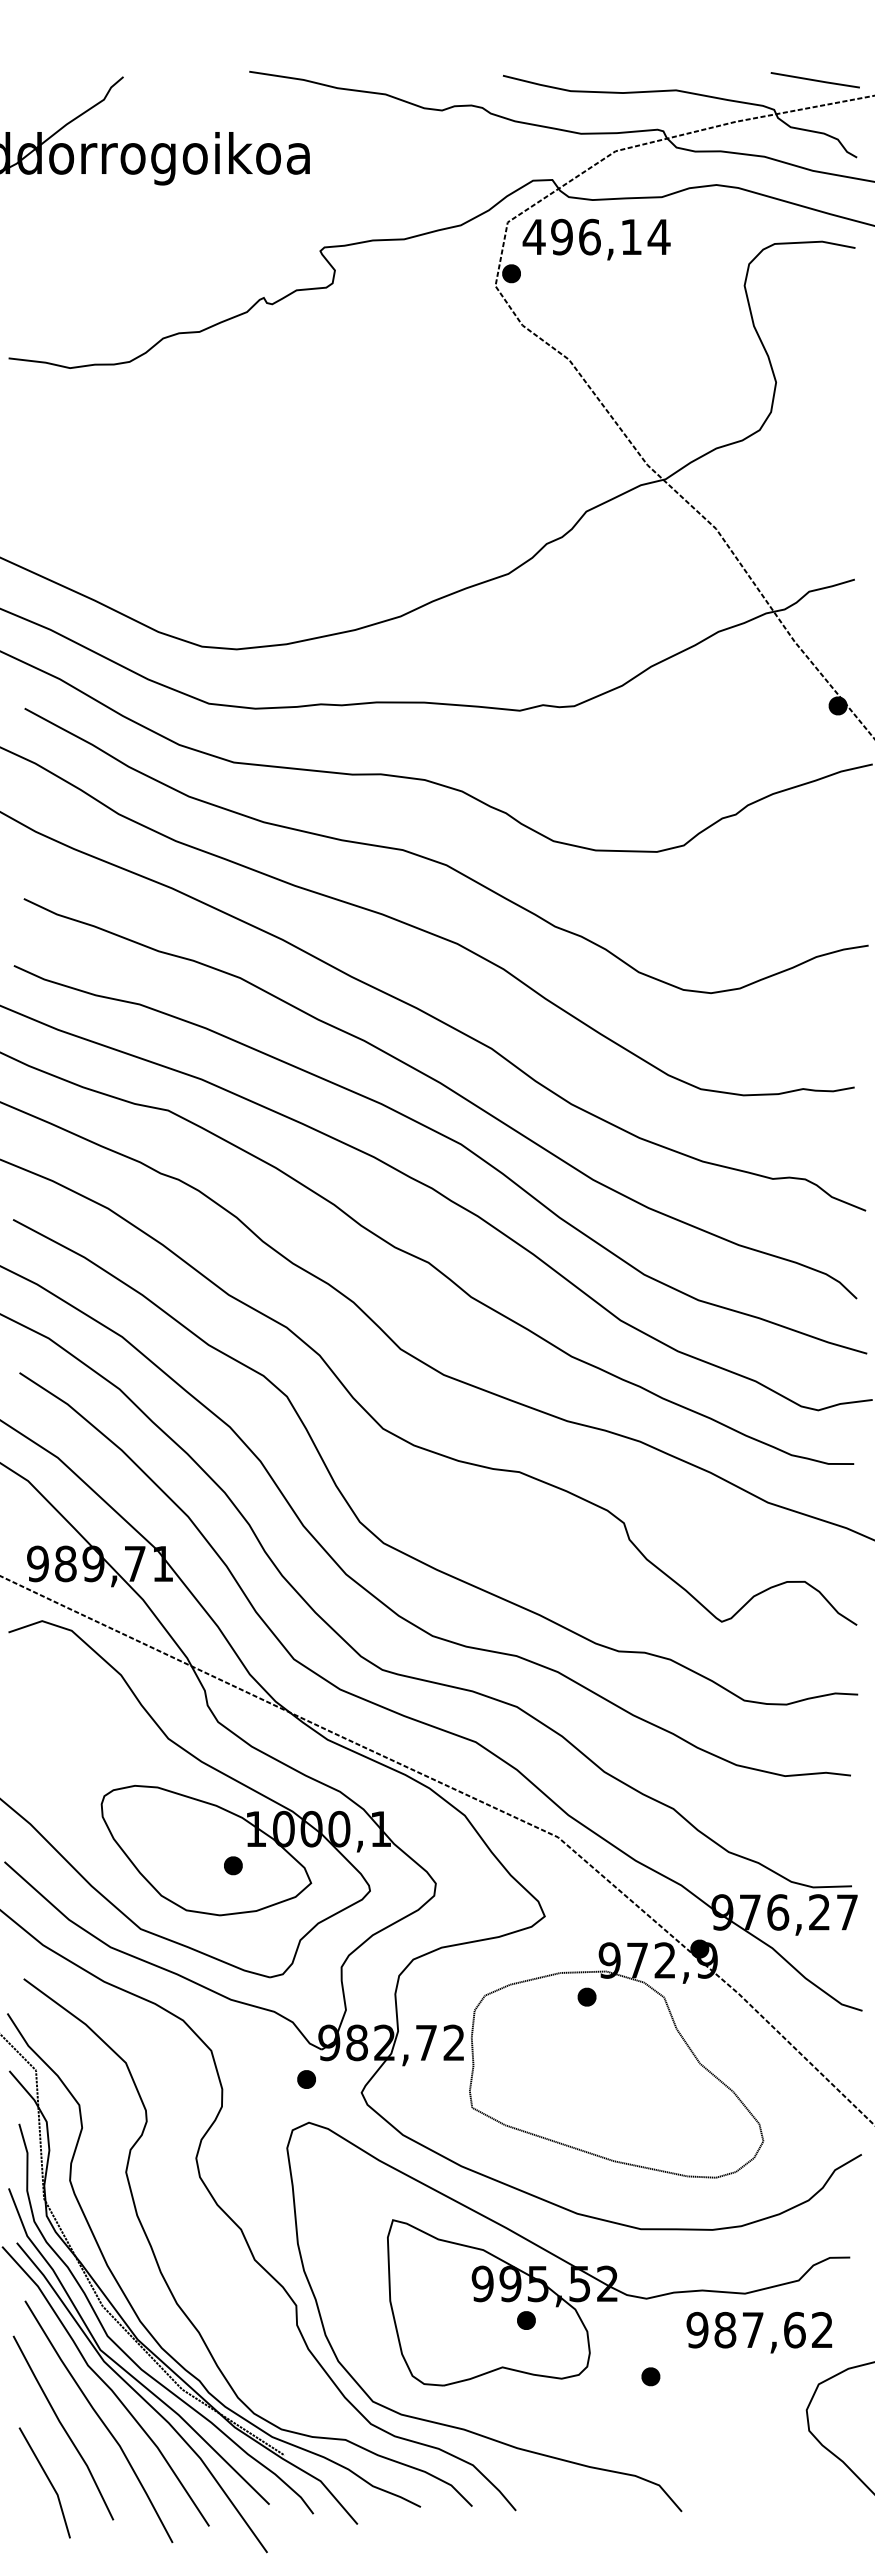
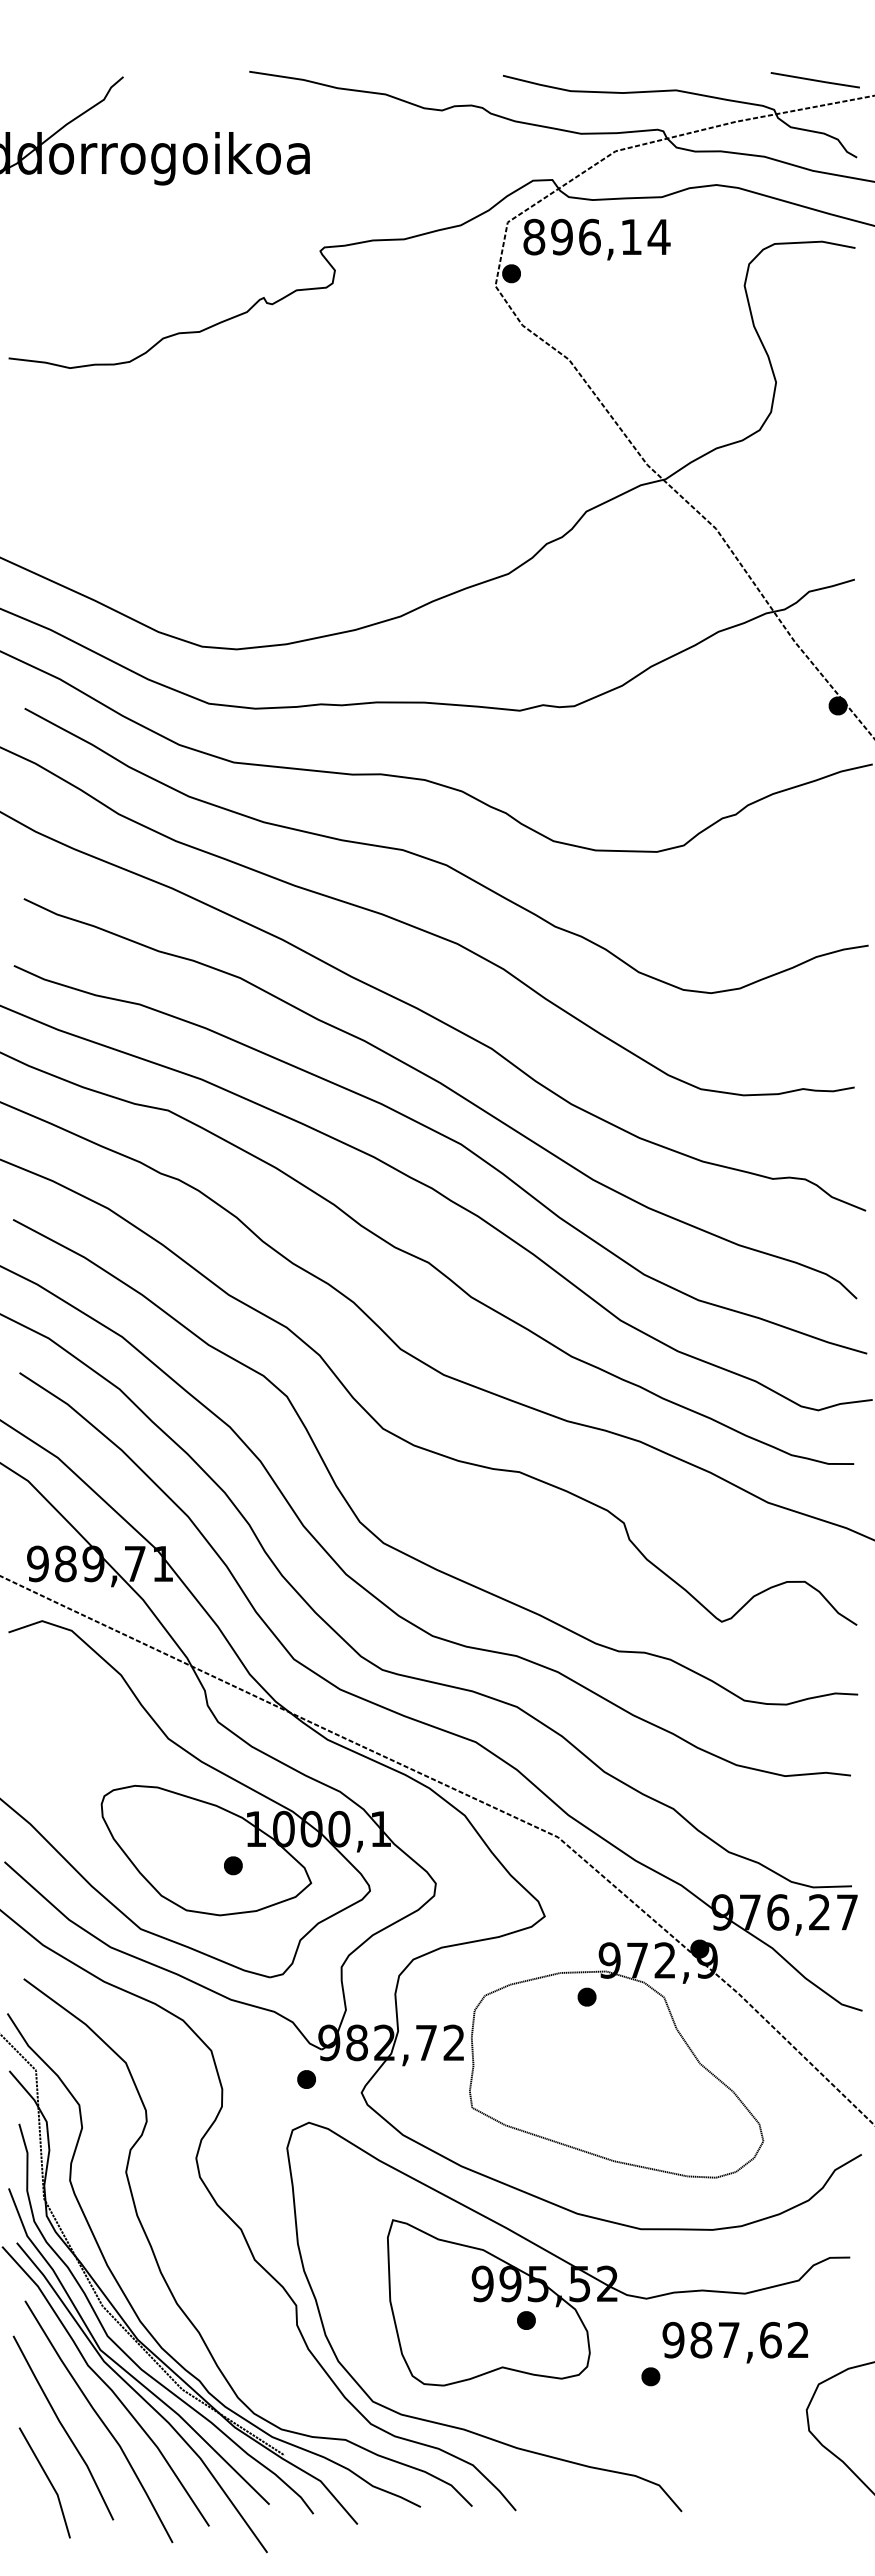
text: 496,14 -> 896,14 (533, 236)
text position: (759, 2332) -> (735, 2342) (735, 2342)
